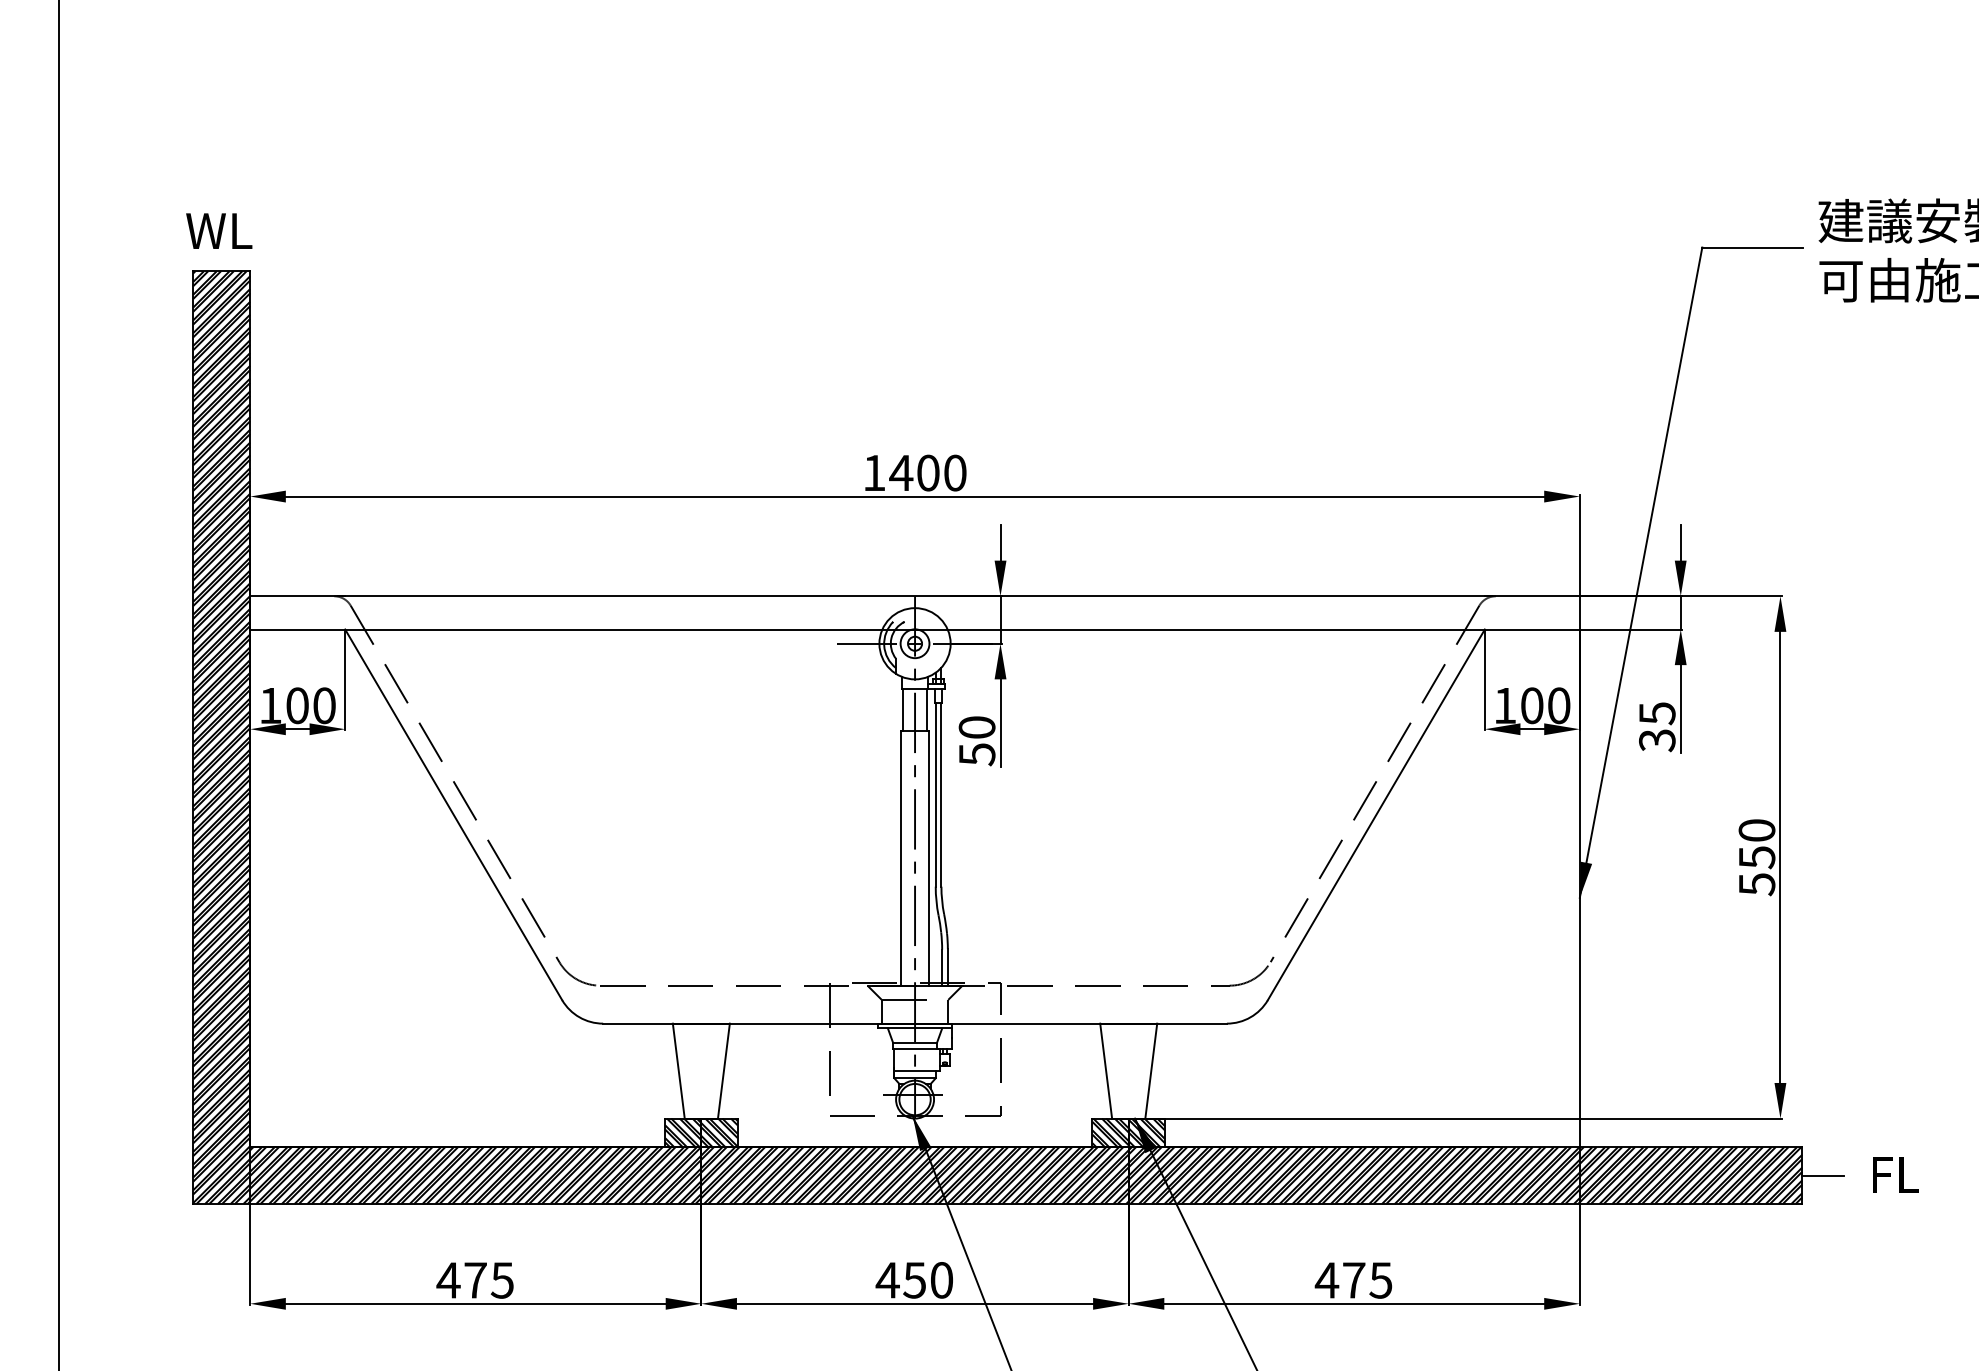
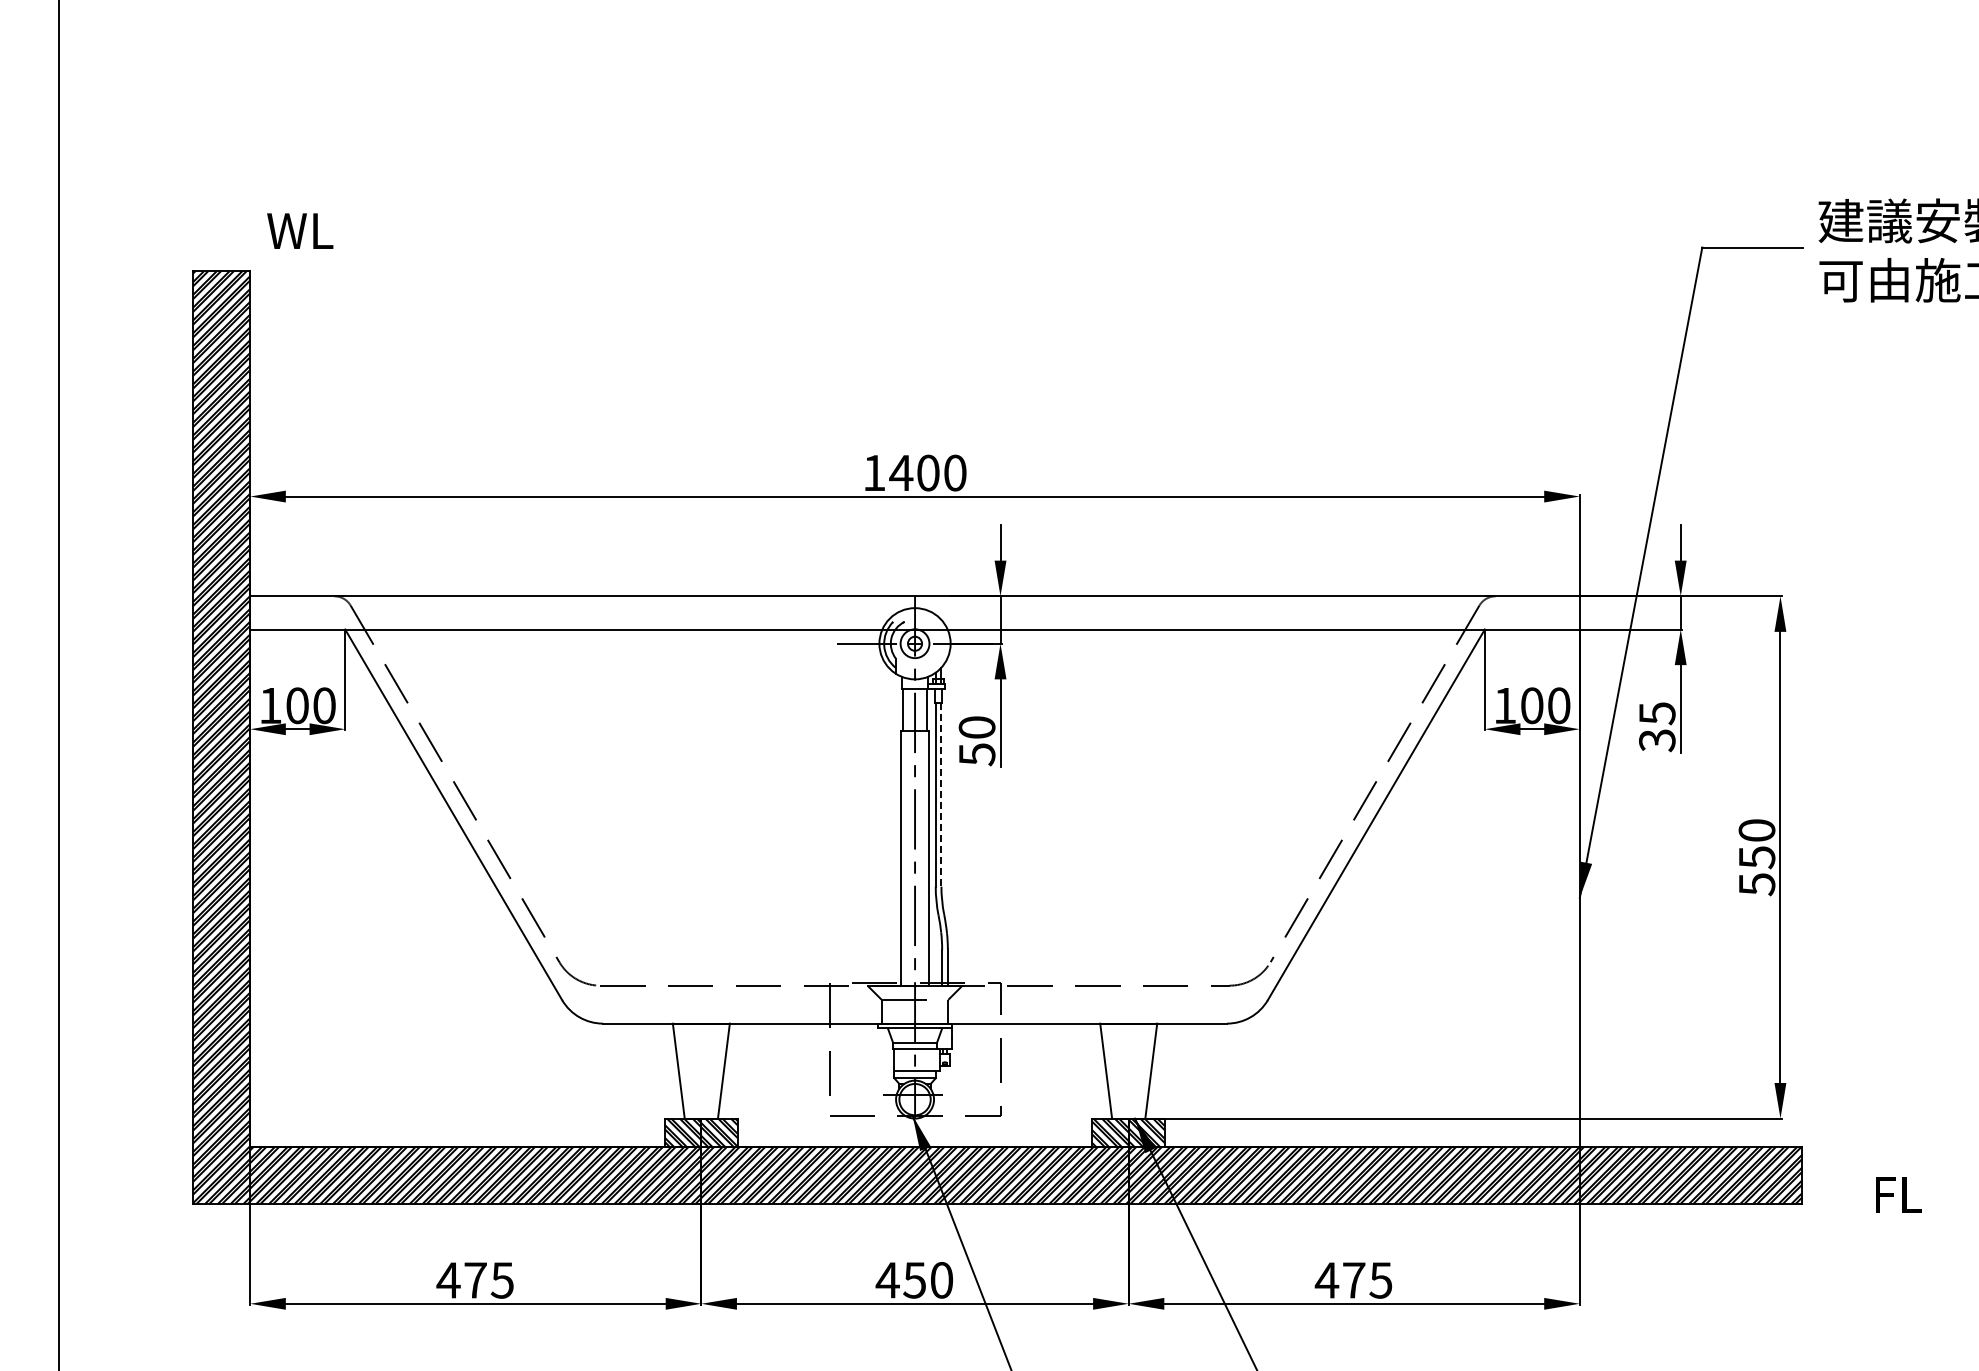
text position: (219, 230) -> (300, 230) (300, 230)
line: solid -> dashed (941, 794)
text position: (1895, 1174) -> (1898, 1194) (1898, 1194)
line: present -> none (1822, 1175)
